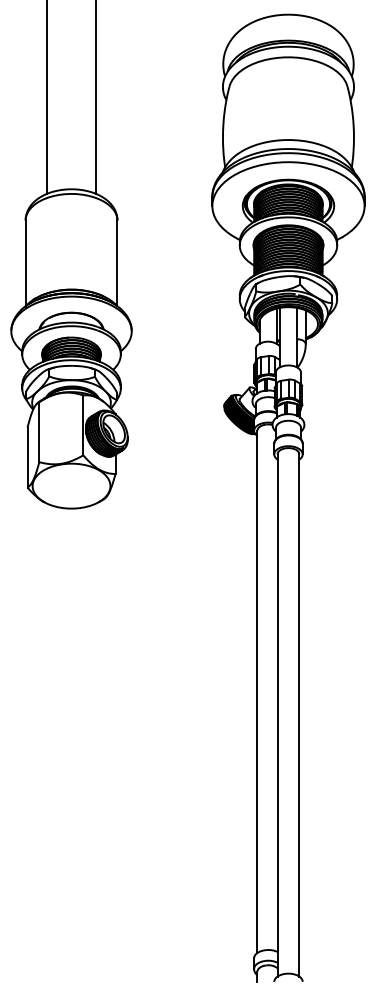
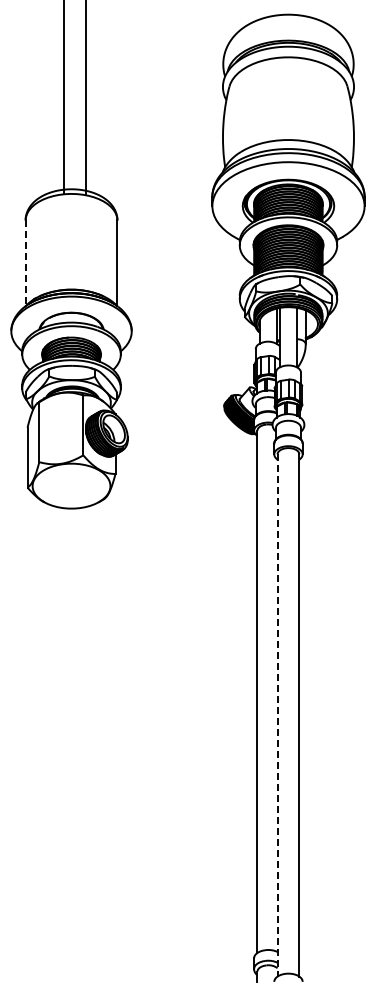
line position: (47, 97) -> (64, 97) (64, 97)
line position: (95, 97) -> (85, 97) (85, 97)
line: solid -> dashed (25, 263)
line: solid -> dashed (277, 715)
